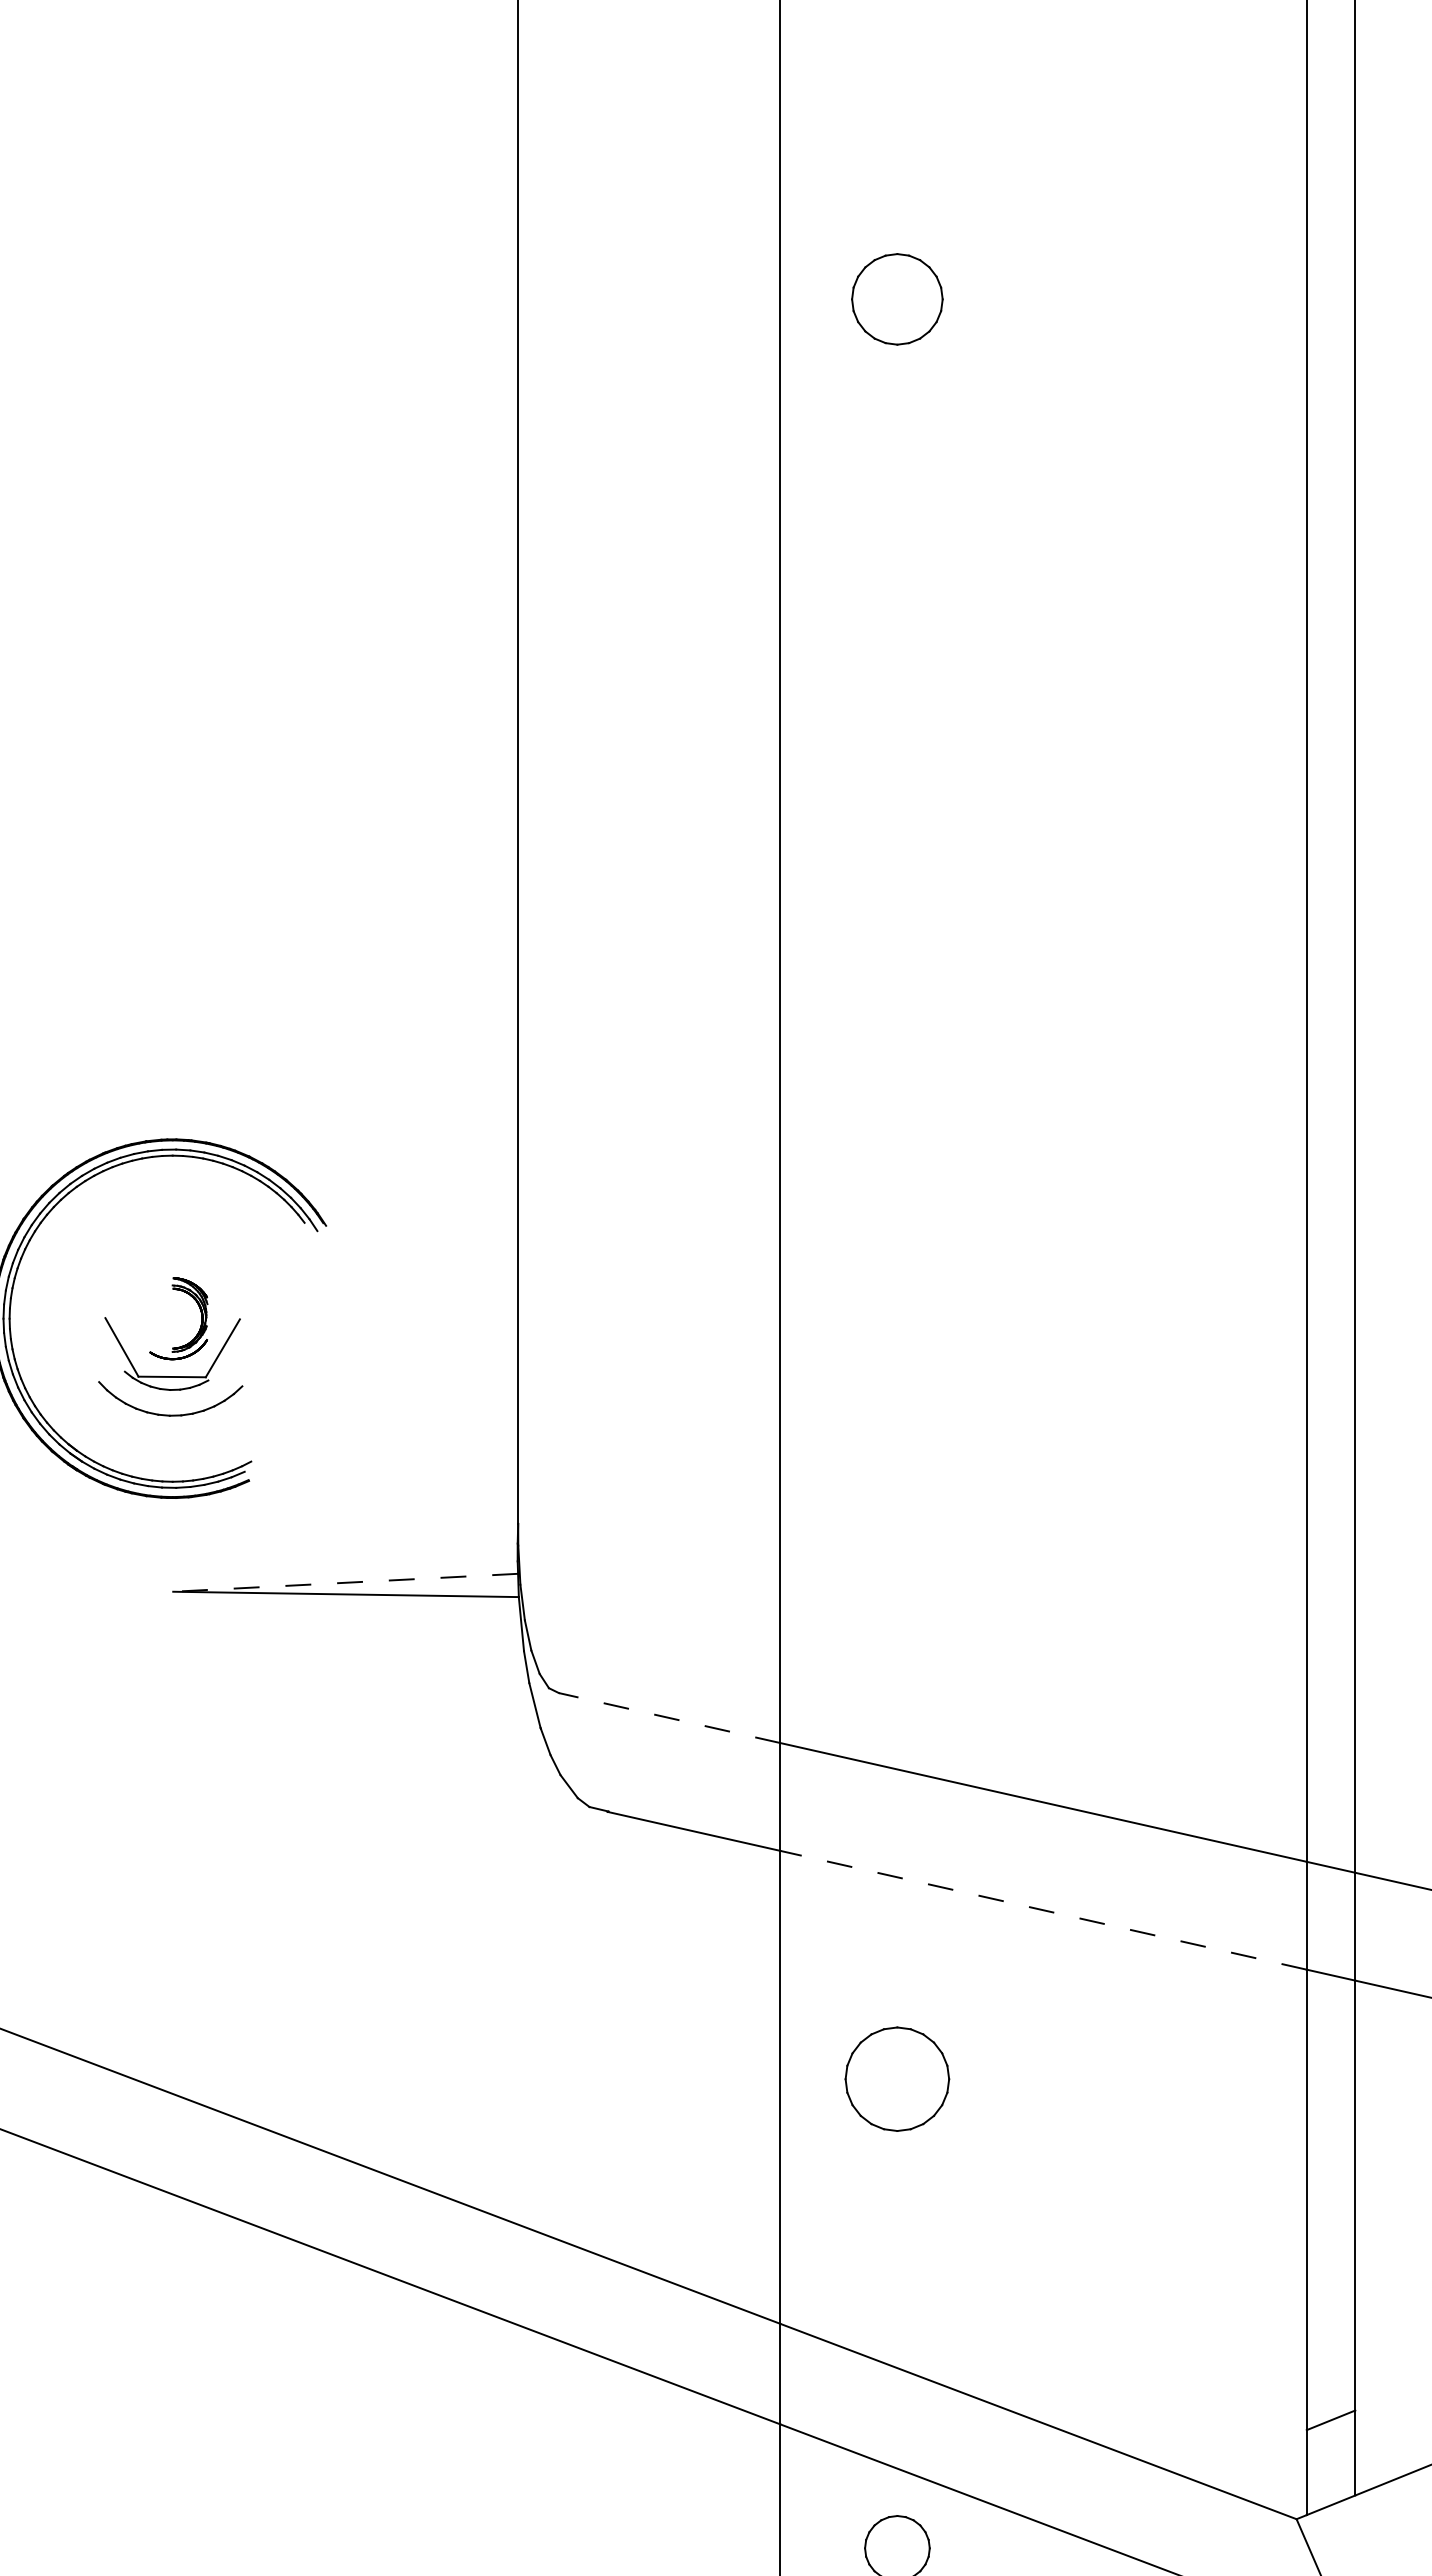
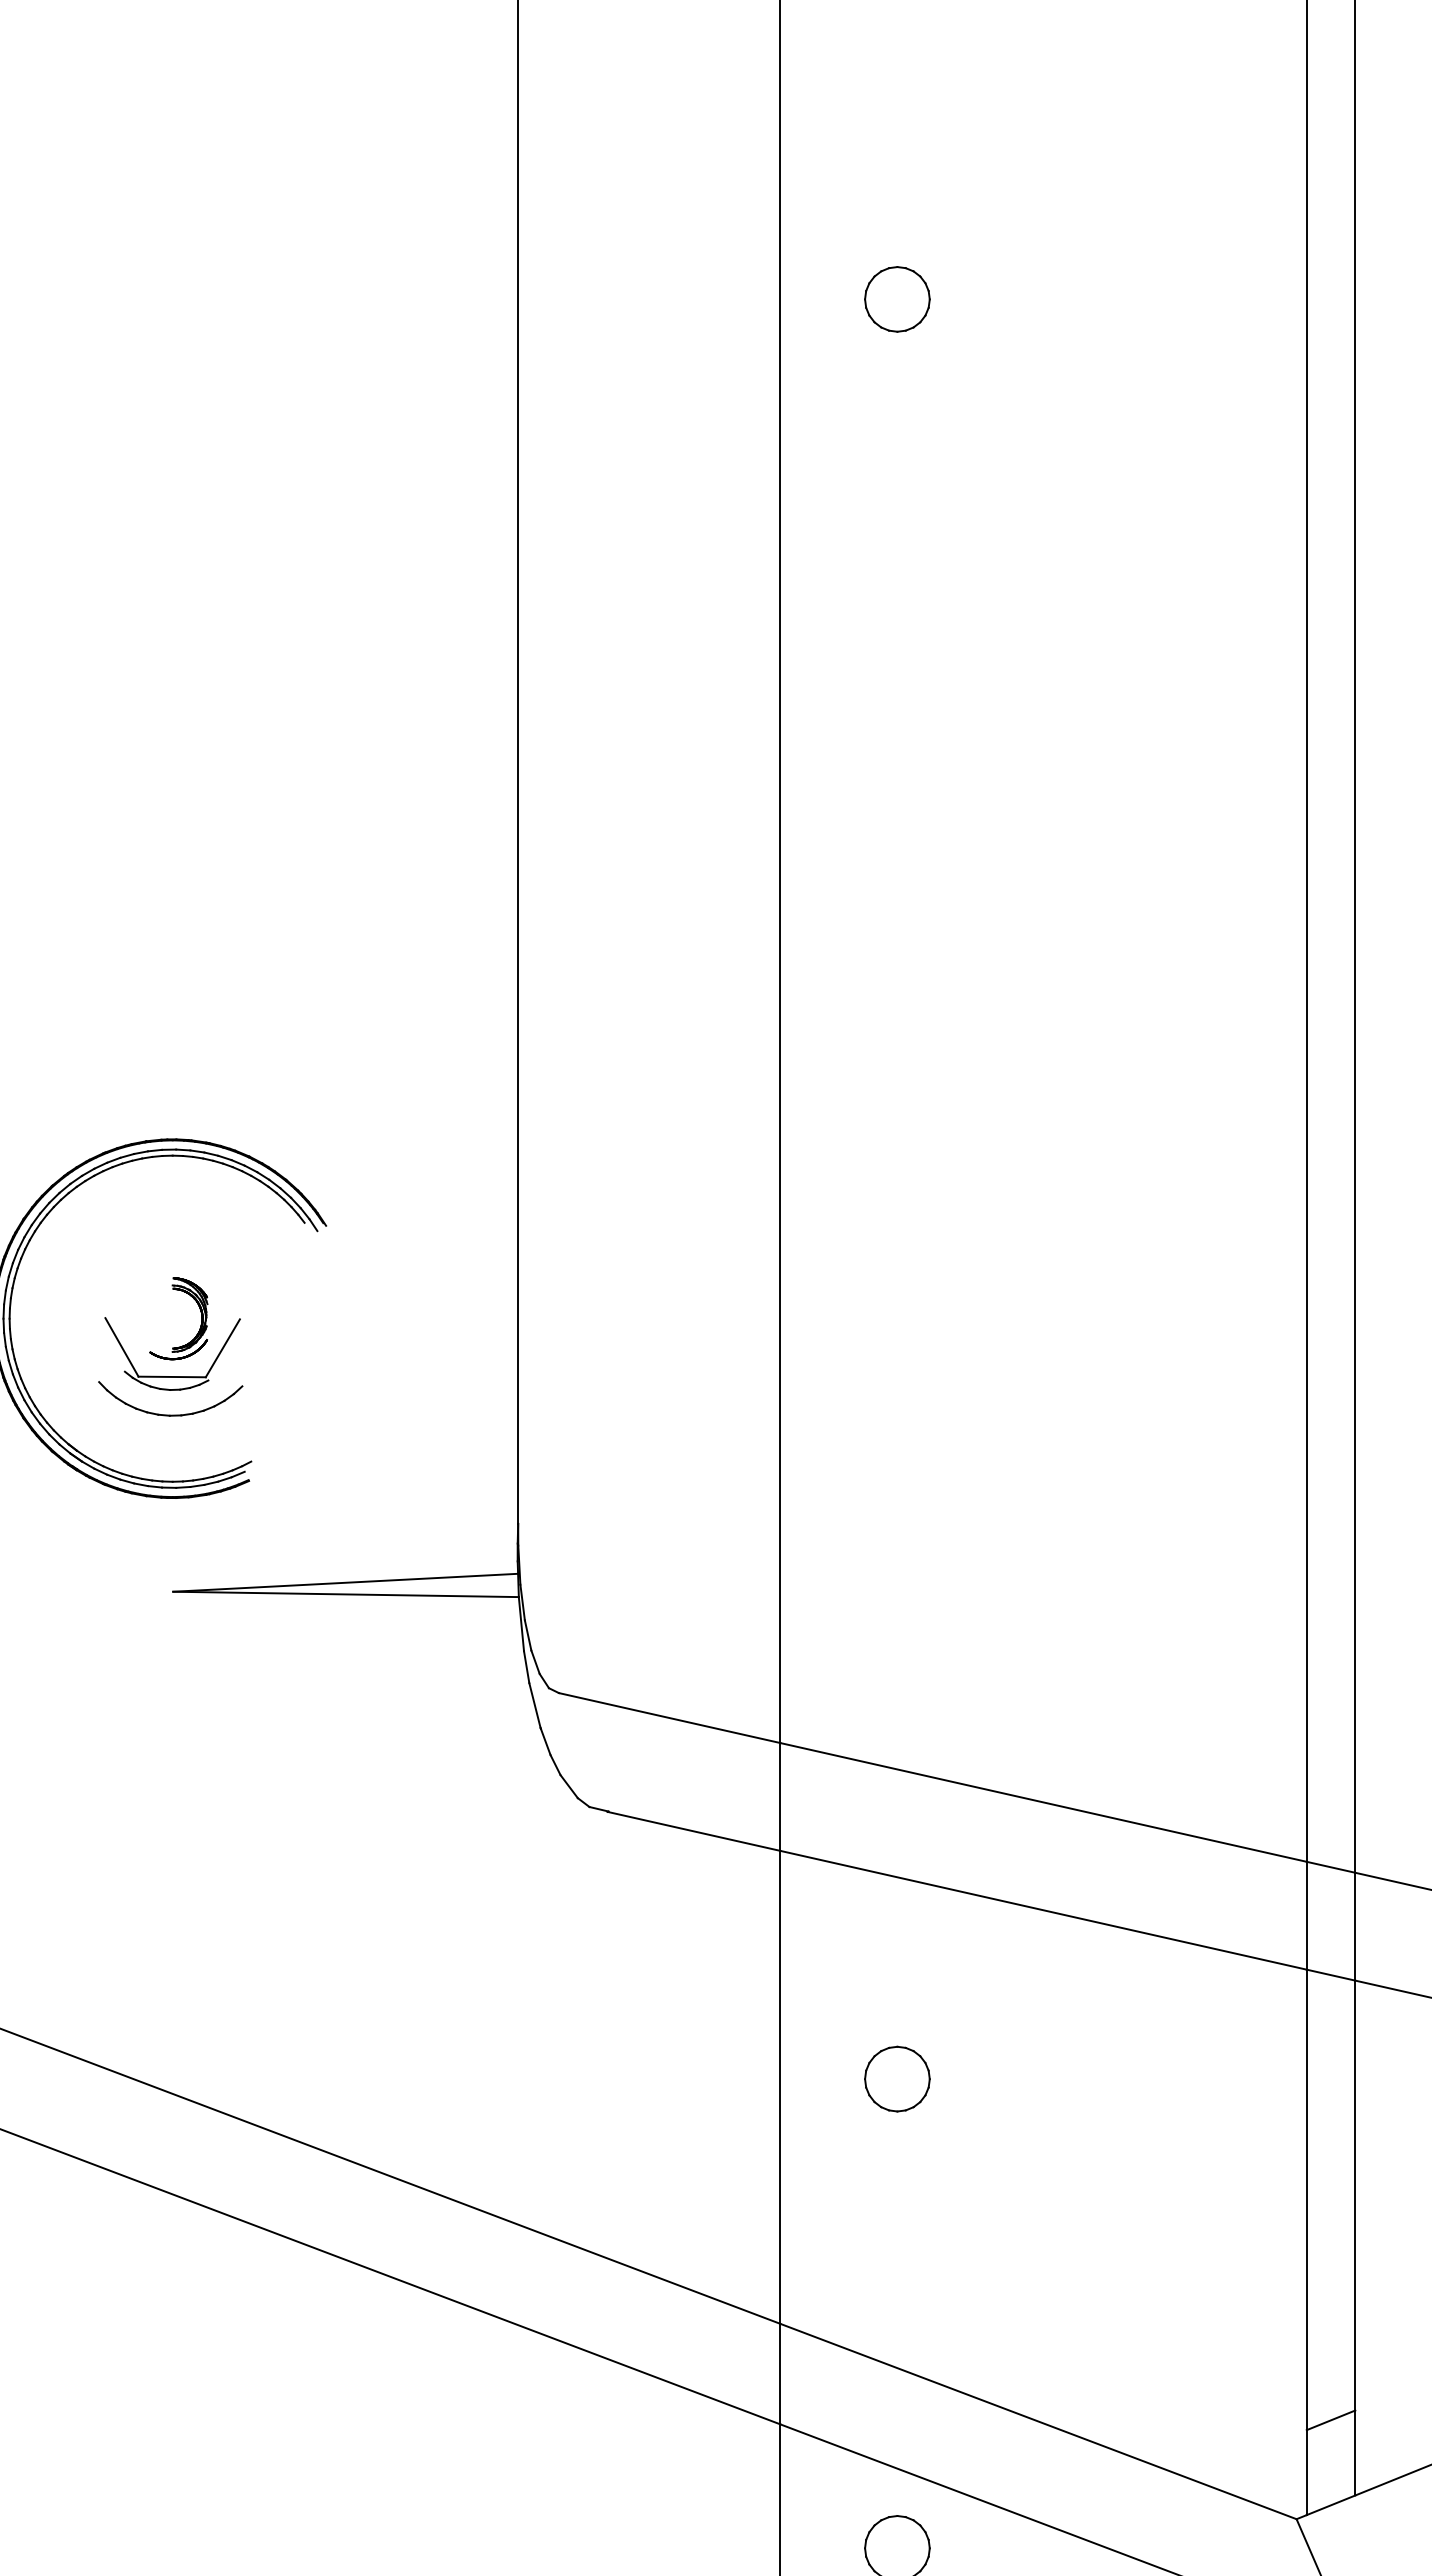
part size: 93x93 px -> 67x67 px (897, 299)
line: dashed -> solid (345, 1582)
line: dashed -> solid (669, 1718)
line: dashed -> solid (1043, 1910)
part size: 107x106 px -> 67x68 px (897, 2078)
